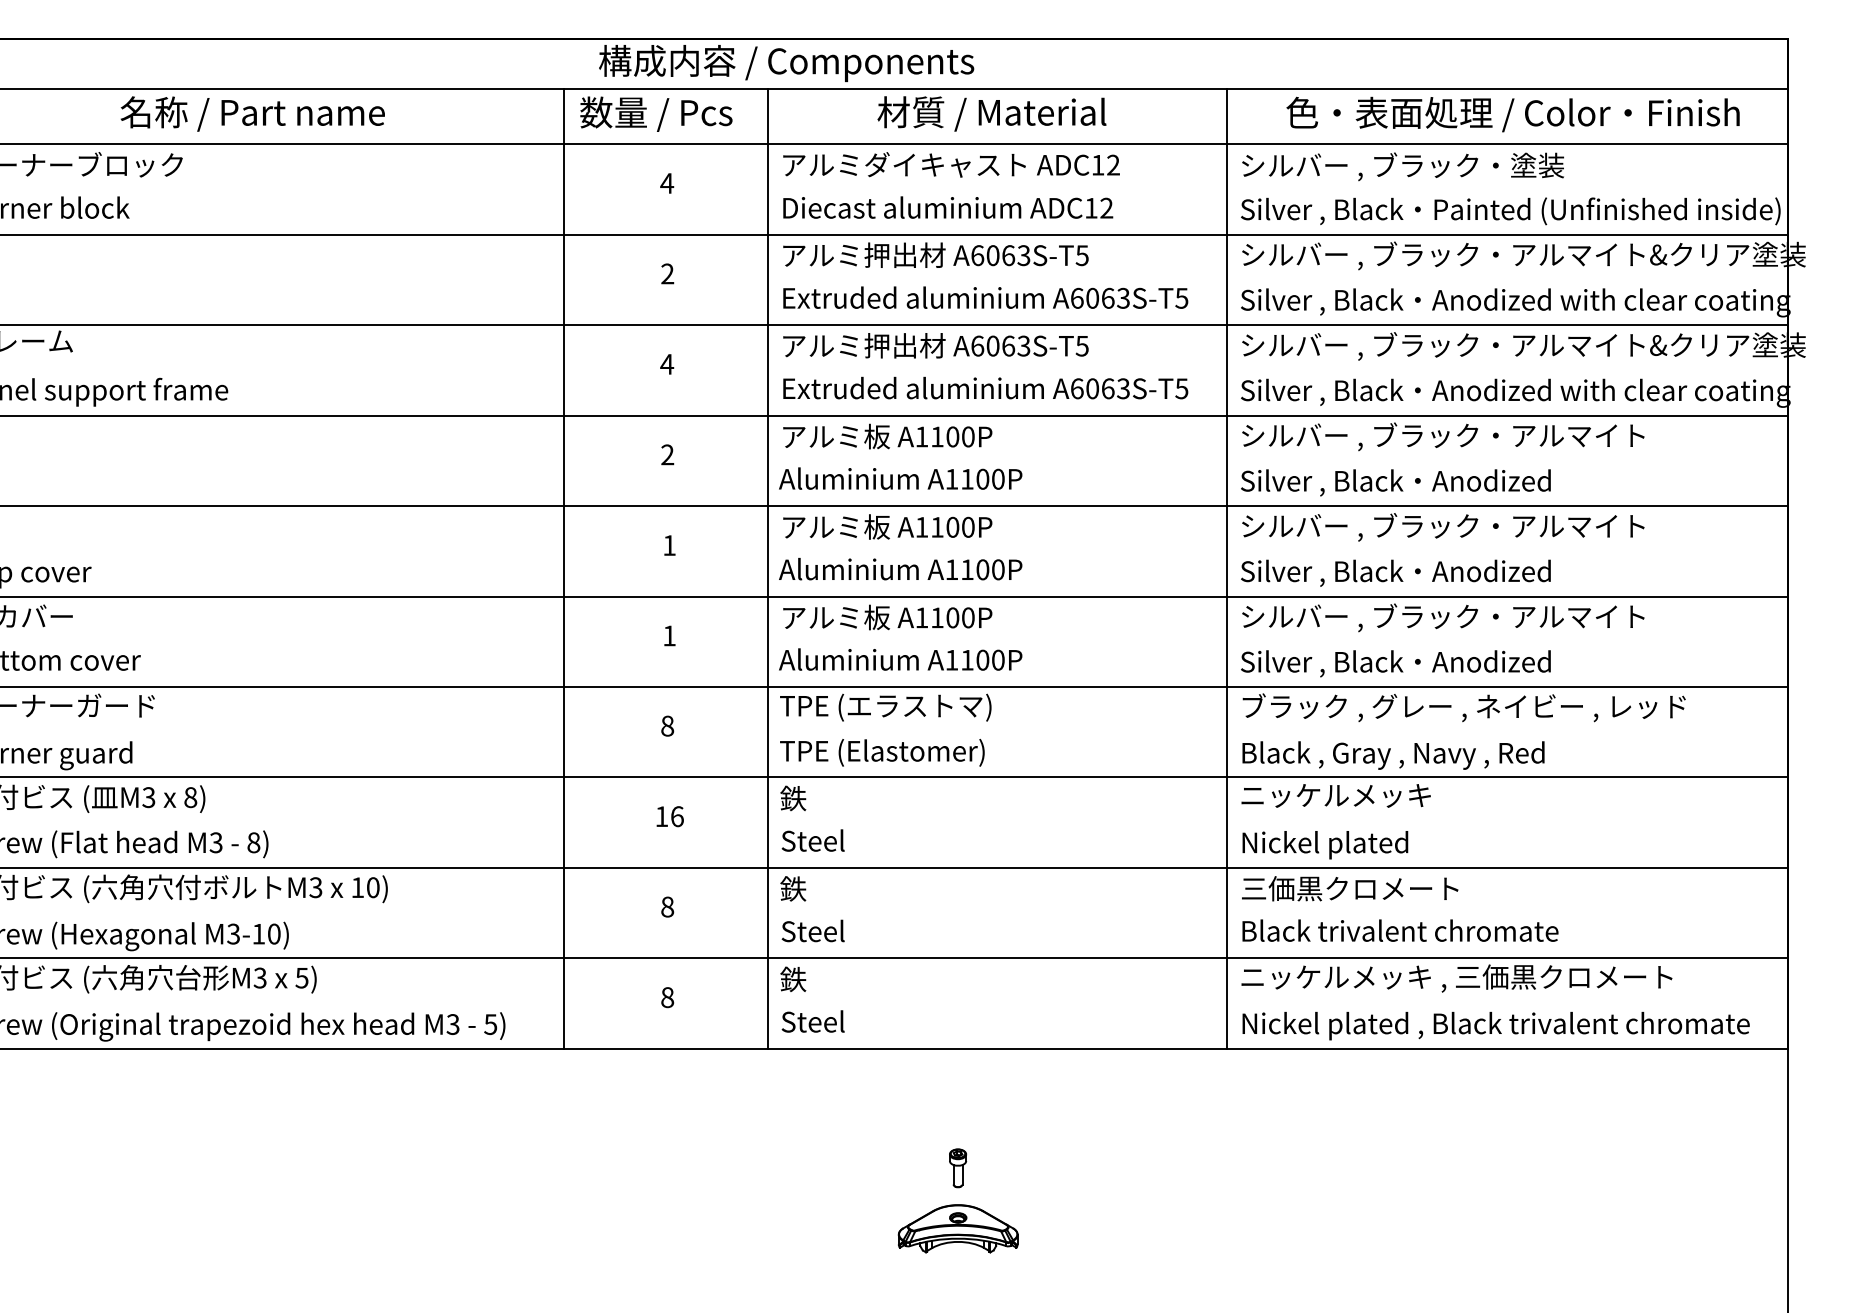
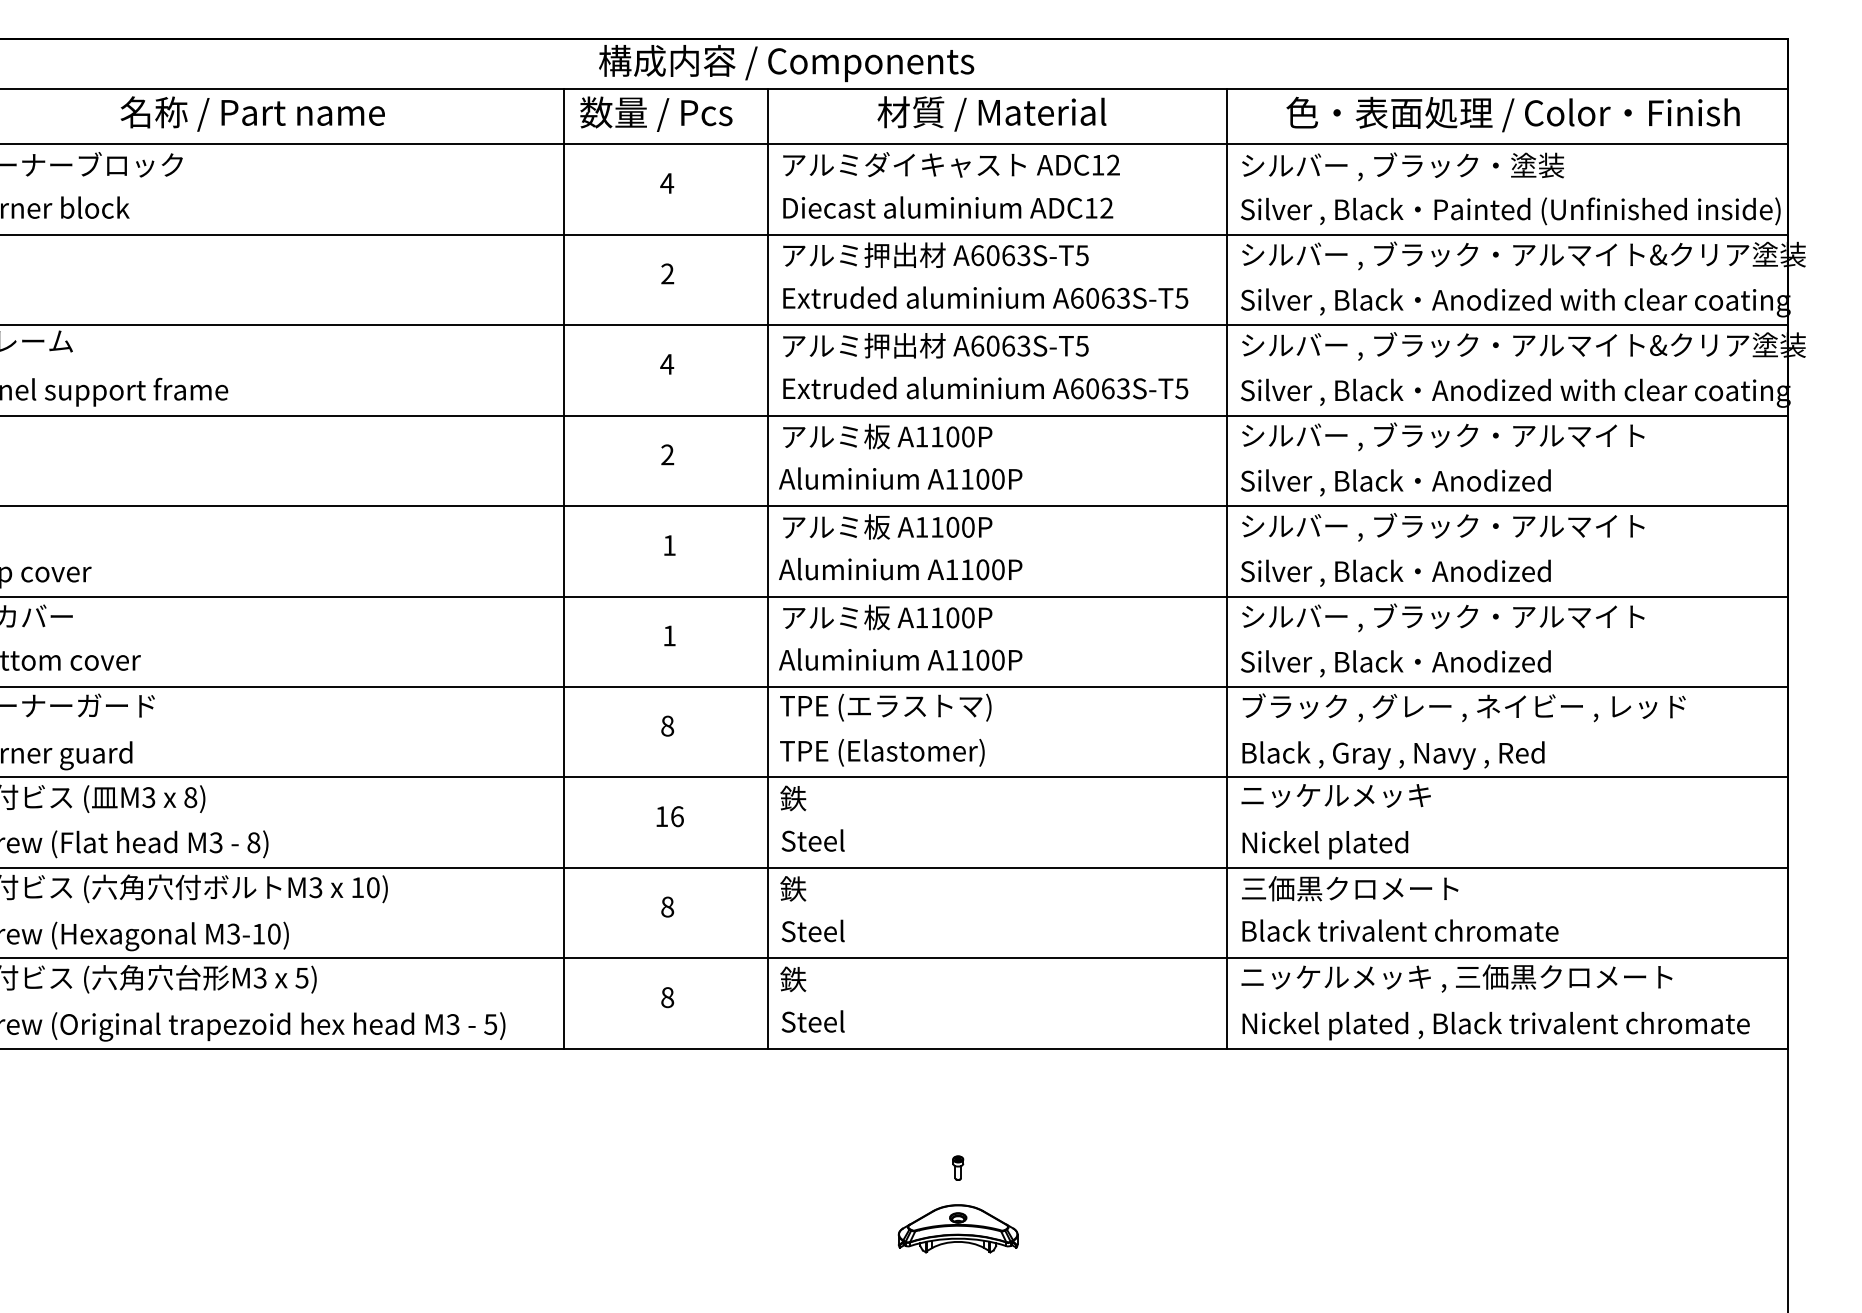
part size: 19x41 px -> 13x26 px (958, 1167)
